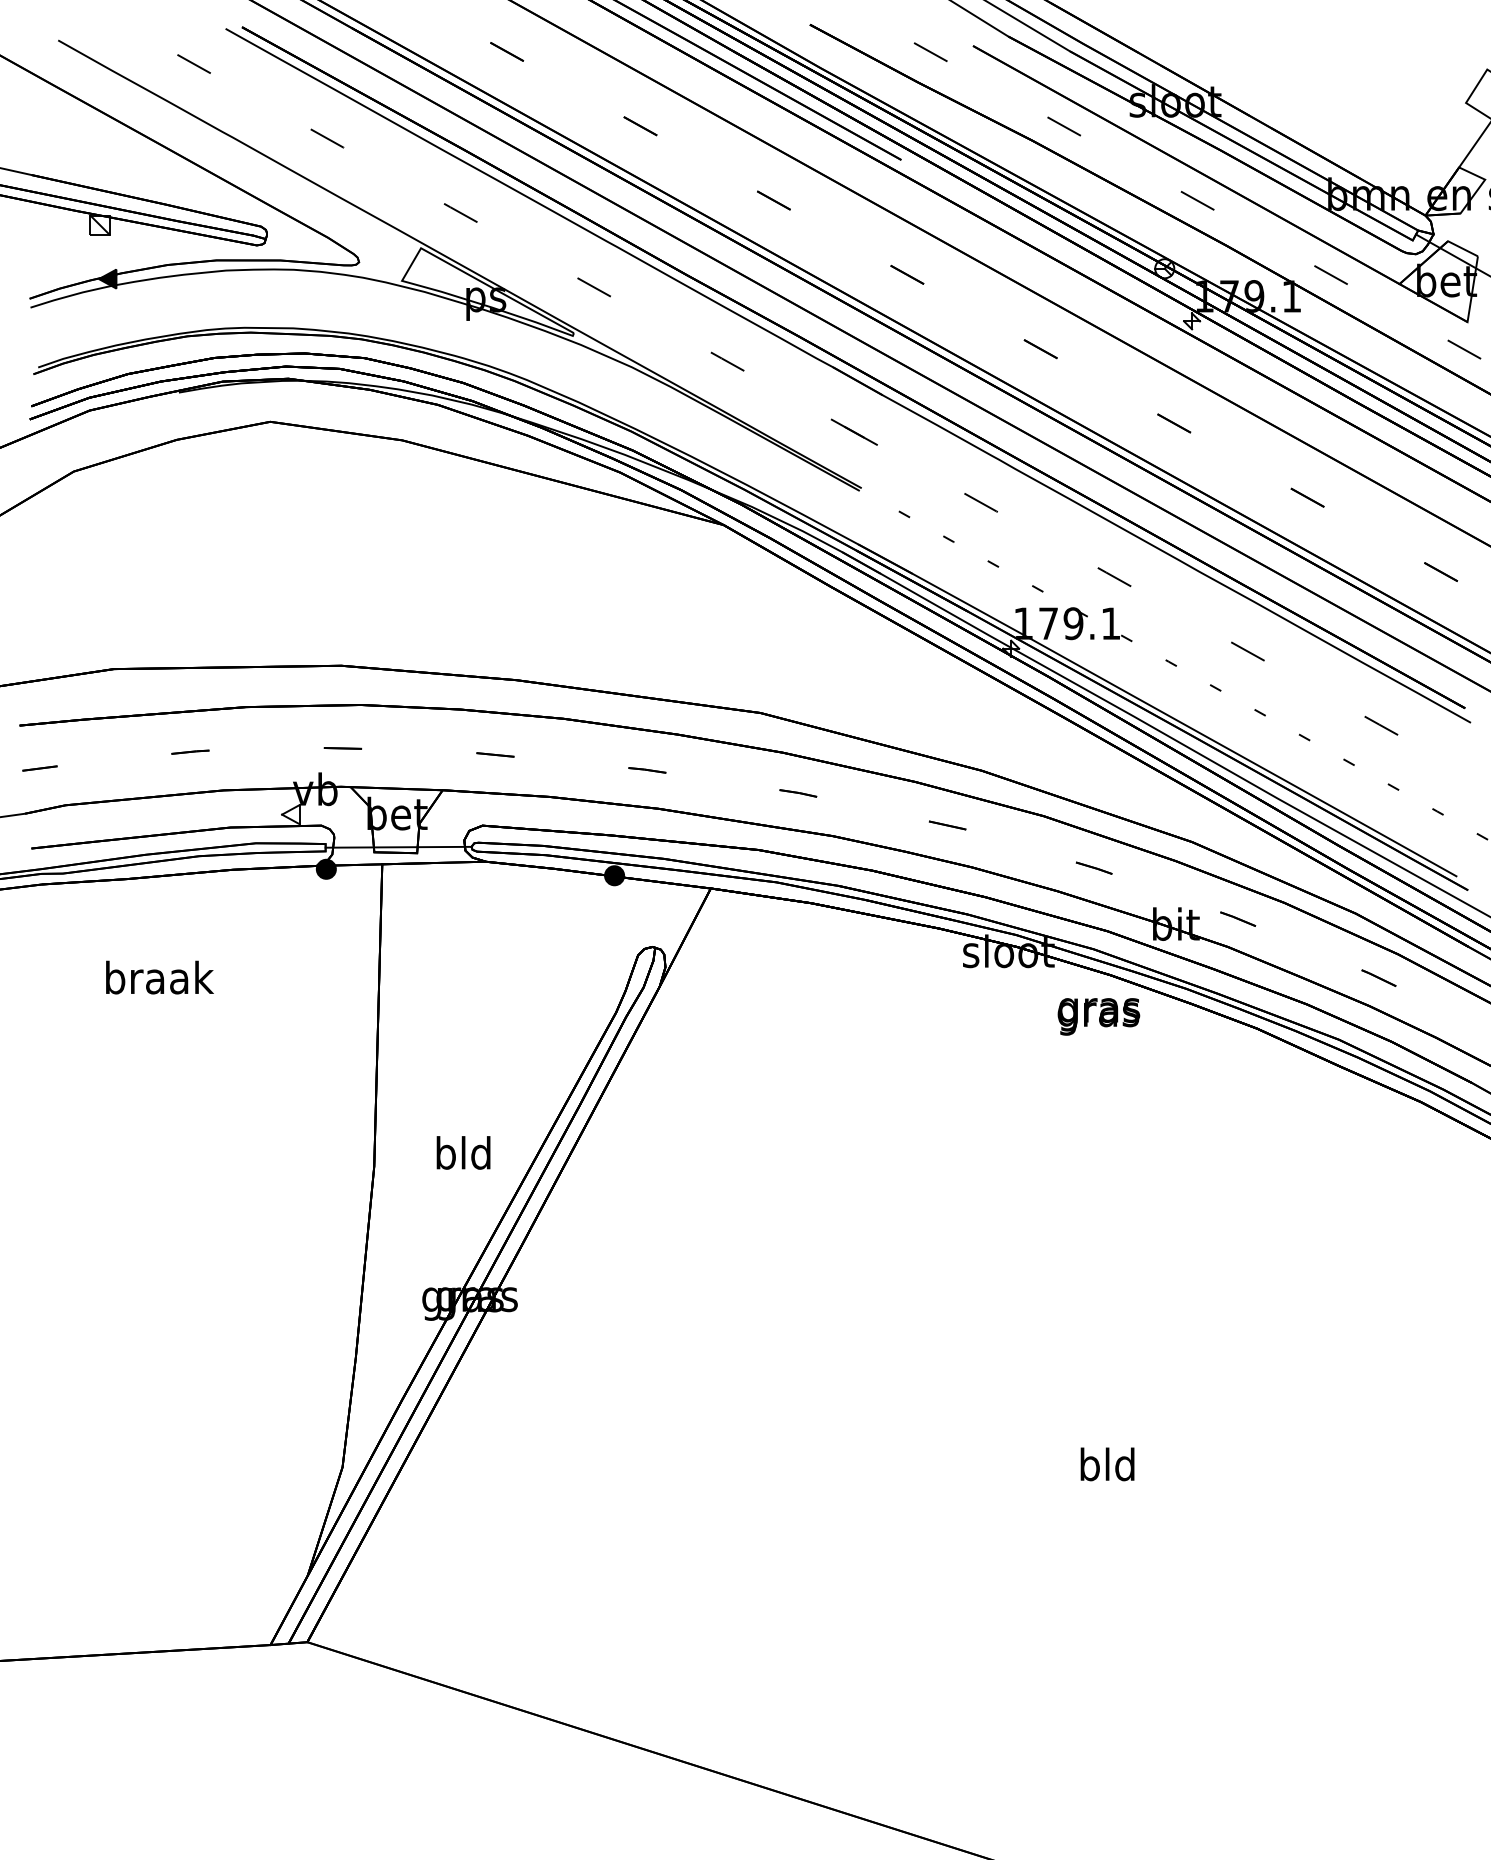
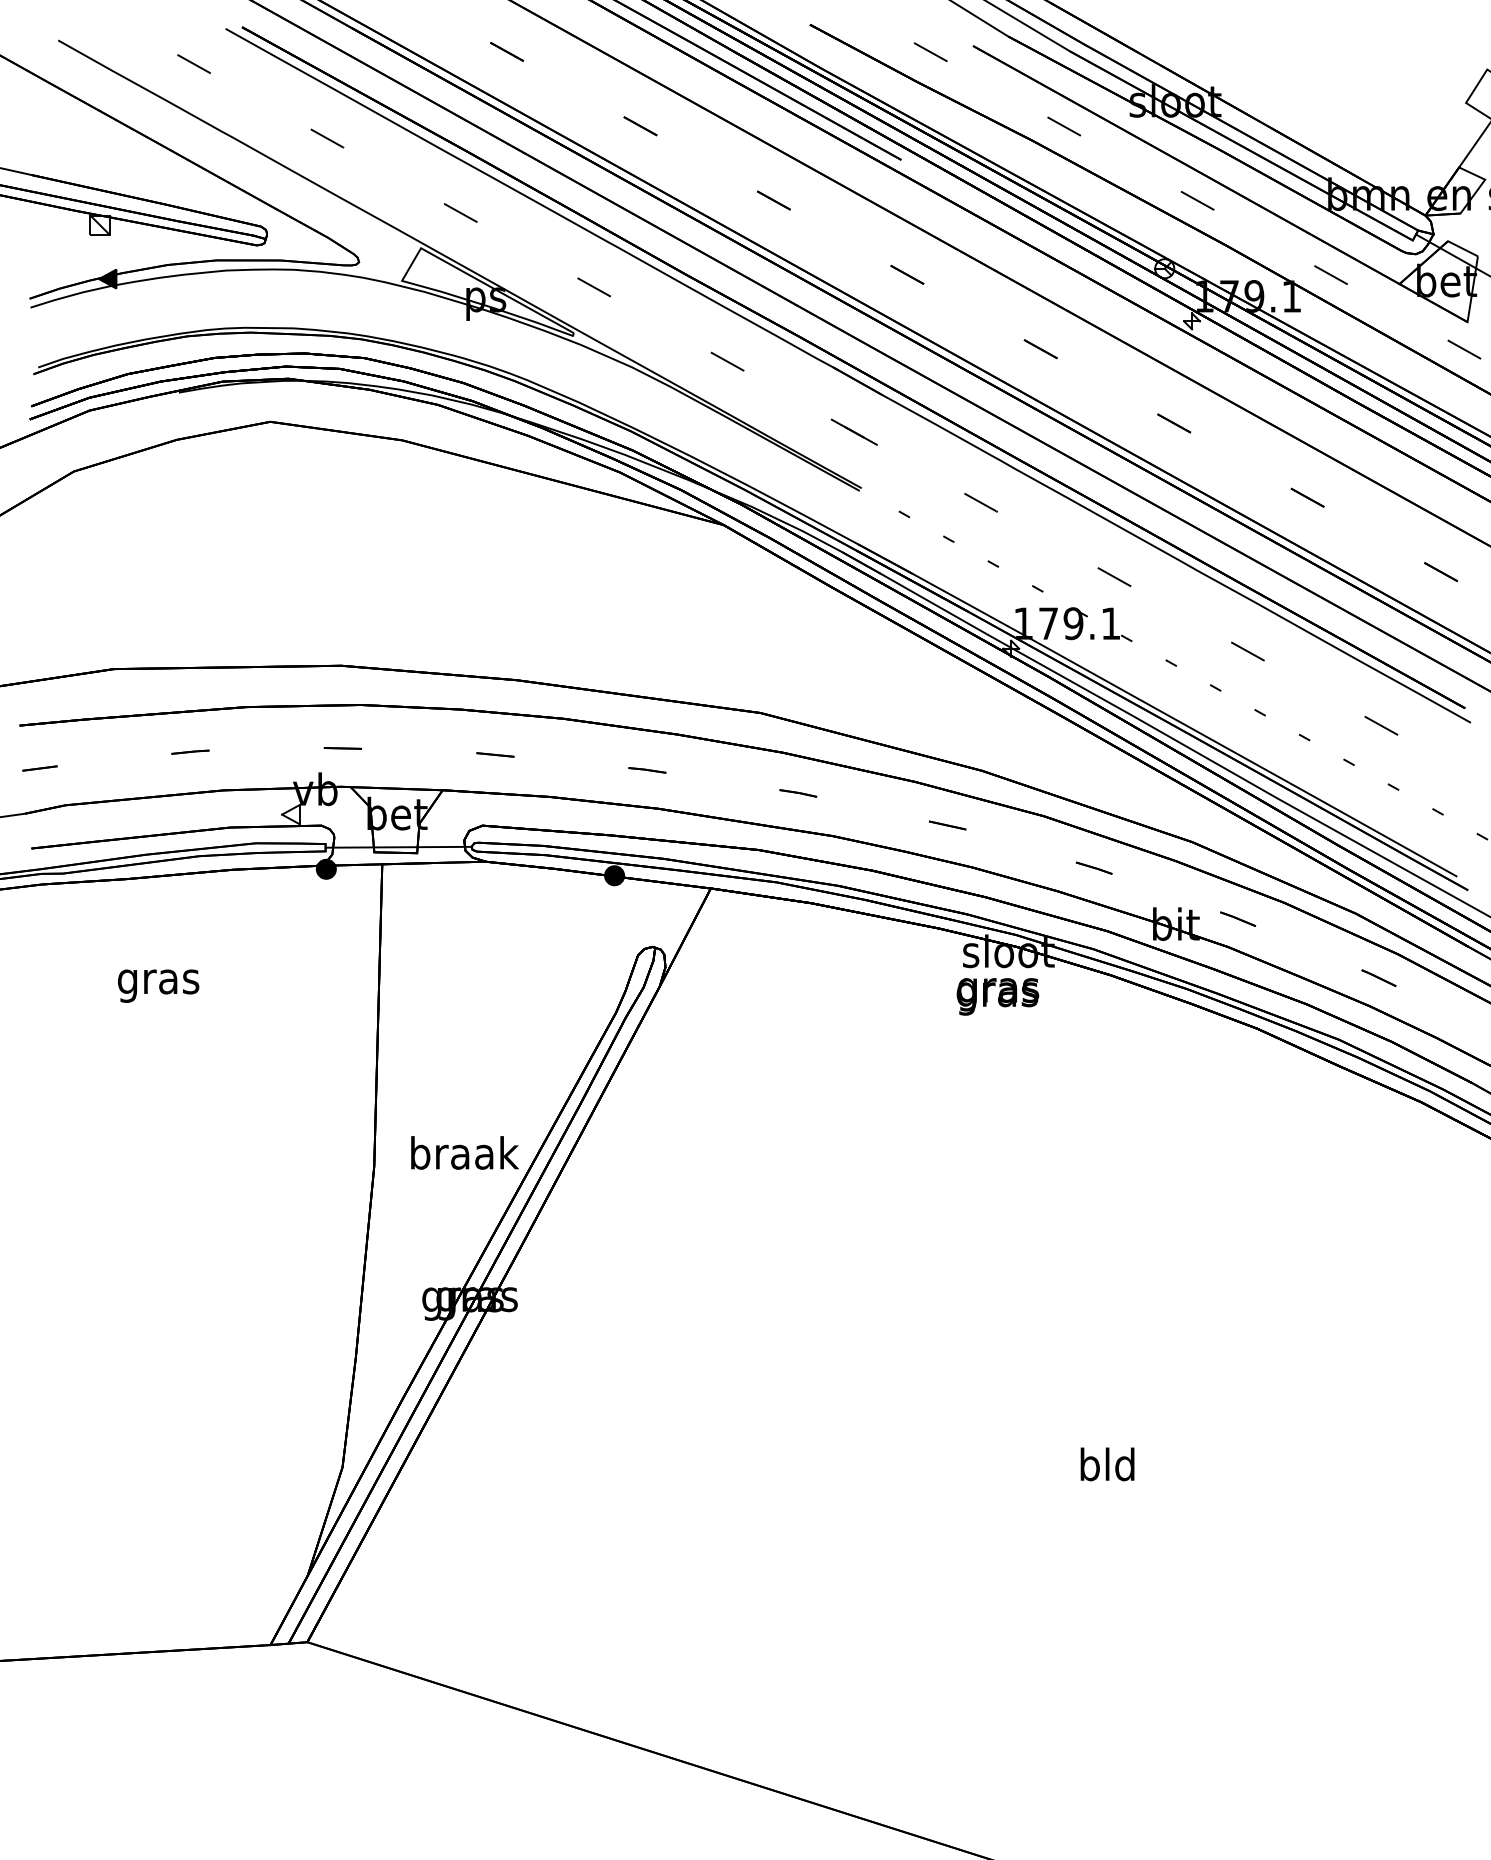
text: braak -> gras (159, 981)
text position: (1098, 1016) -> (997, 996) (997, 996)
text: bld -> braak (464, 1152)
